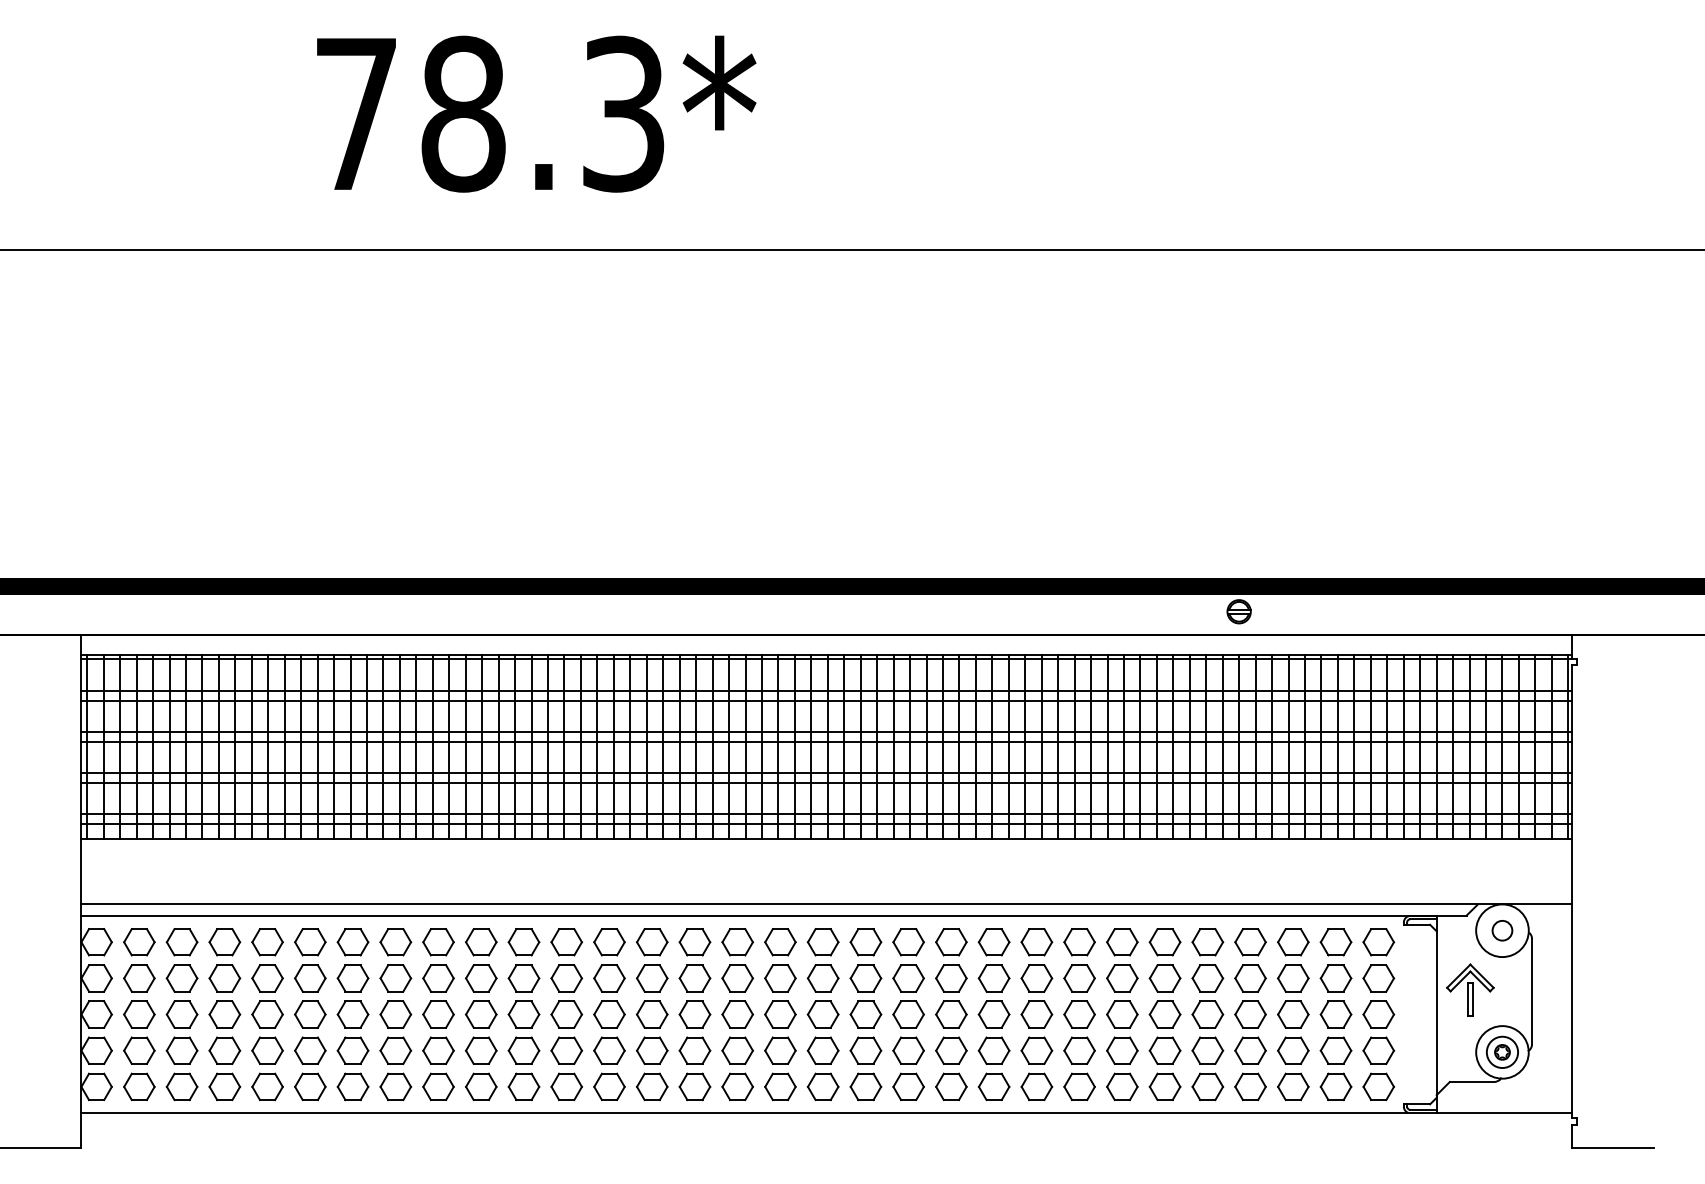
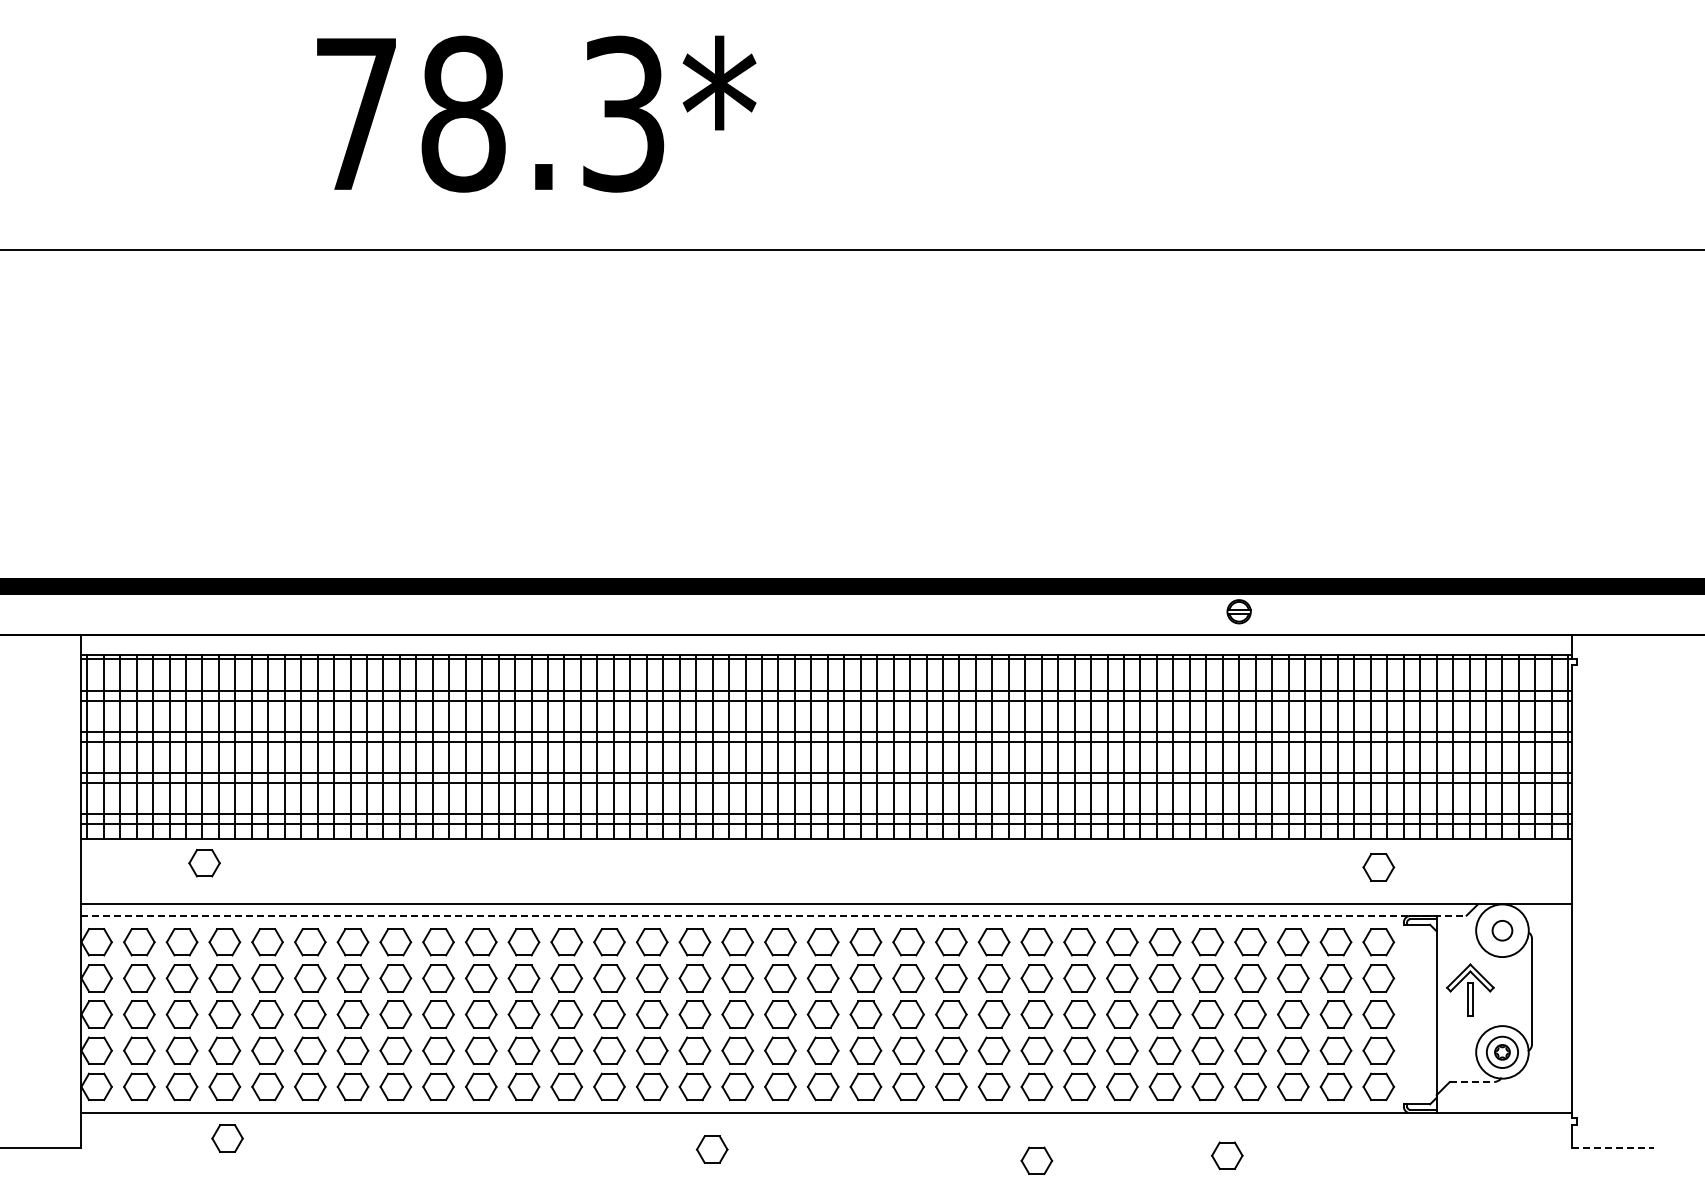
part: none -> present (204, 863)
part: none -> present (1378, 867)
line: solid -> dashed (773, 915)
line: solid -> dashed (1472, 1081)
part: none -> present (227, 1138)
line: solid -> dashed (1613, 1148)
part: none -> present (711, 1149)
part: none -> present (1227, 1155)
part: none -> present (1036, 1160)
